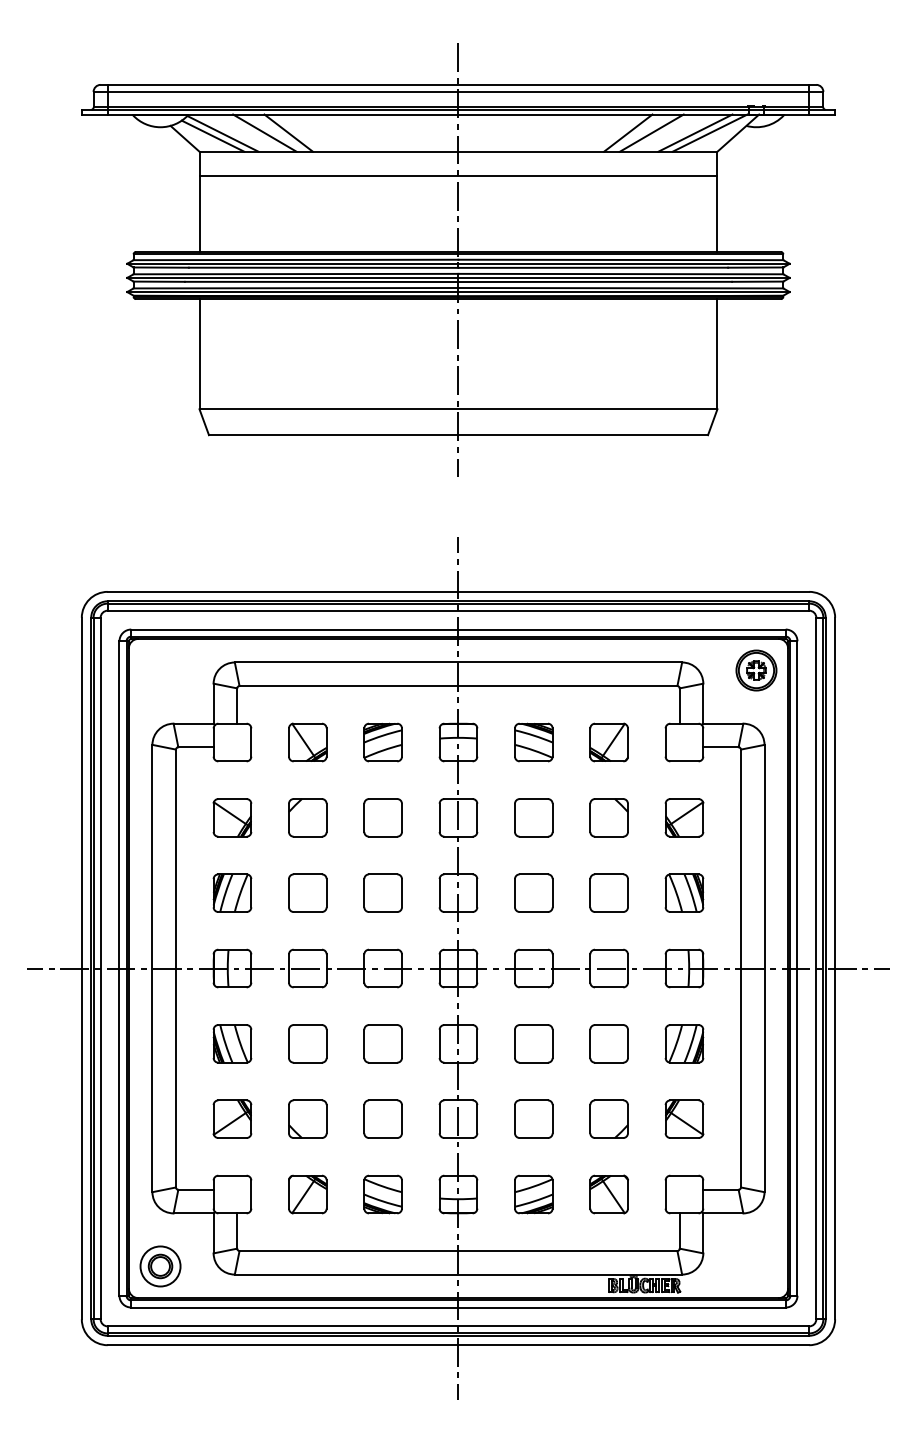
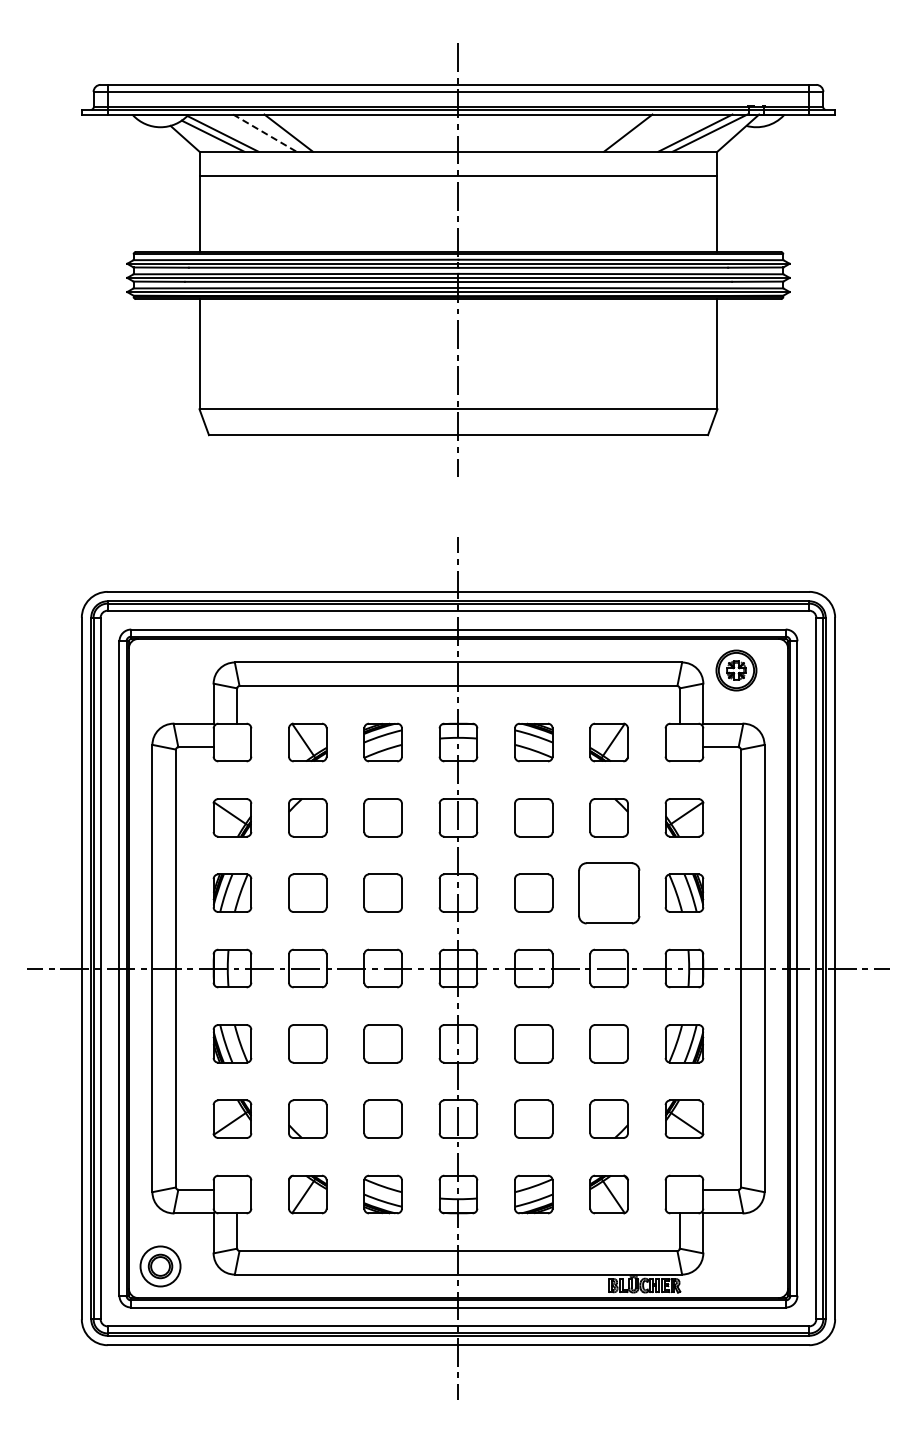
line: present -> none (651, 132)
line: solid -> dashed (264, 133)
part position: (756, 670) -> (736, 670) (736, 670)
part size: 40x40 px -> 63x63 px (609, 893)
